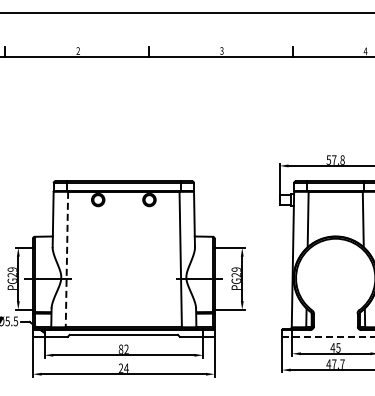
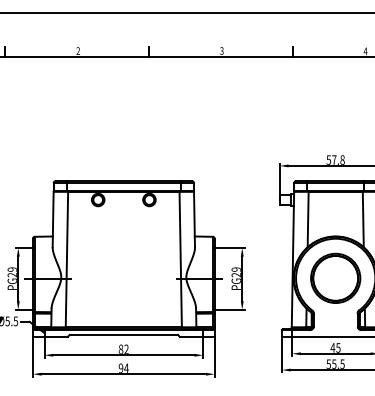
line: dashed -> solid (66, 259)
part: none -> present (335, 277)
line: dashed -> solid (328, 336)
text: 47.7 -> 55.5 (335, 363)
text: 24 -> 94 (120, 368)
